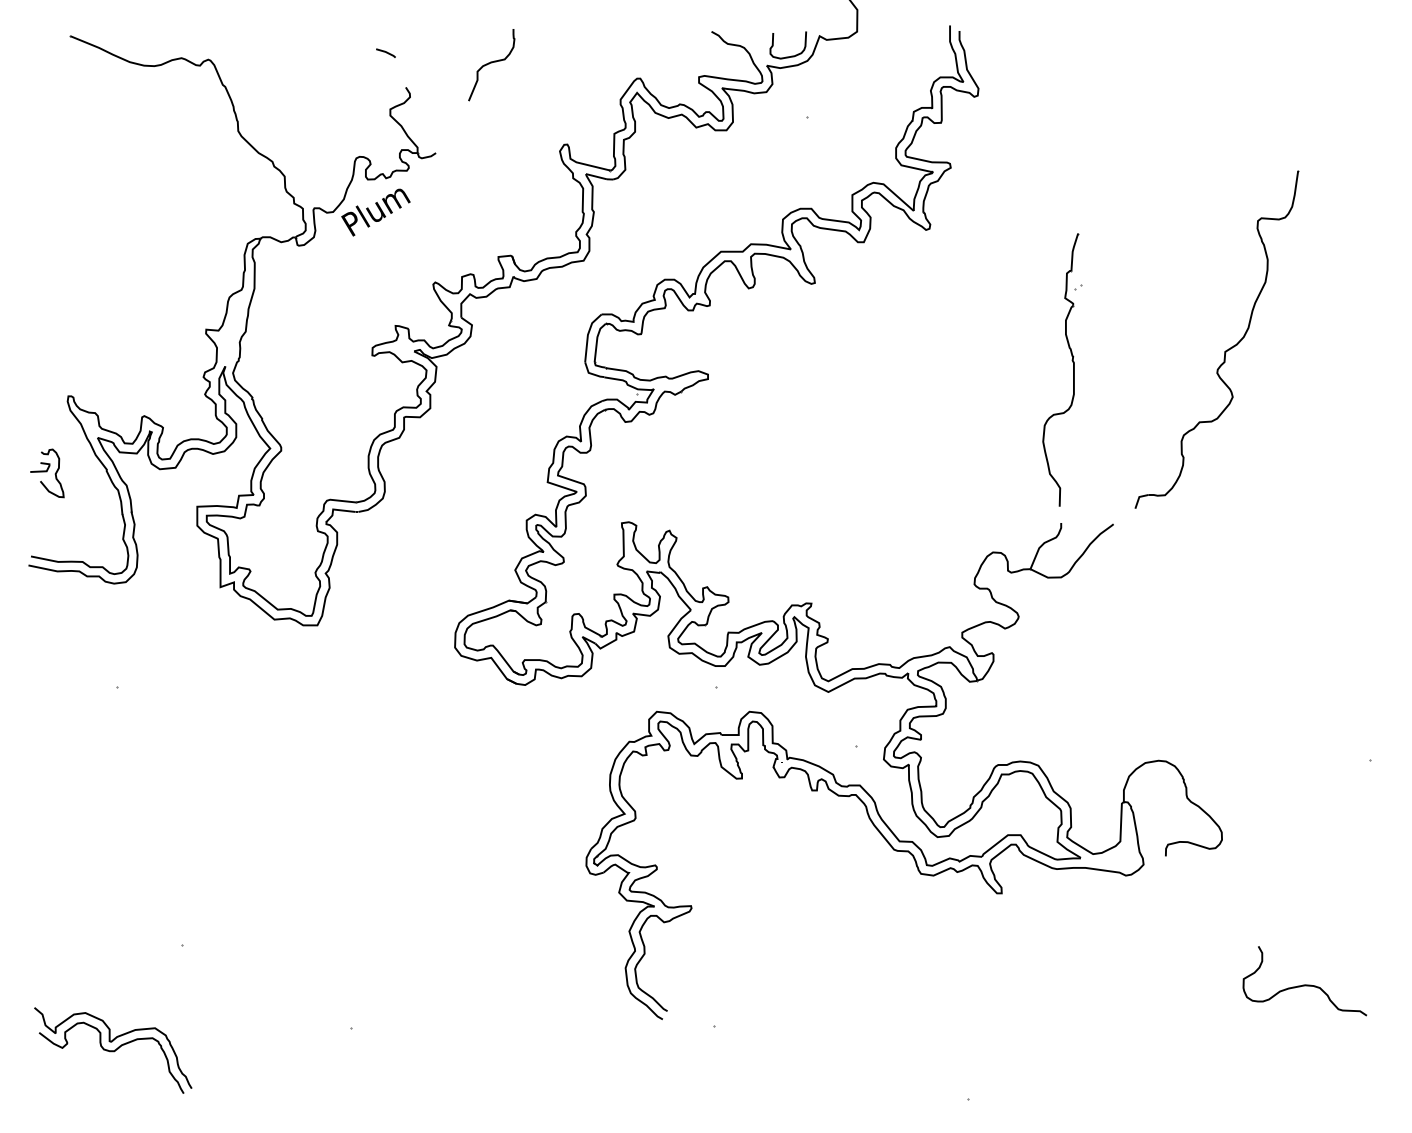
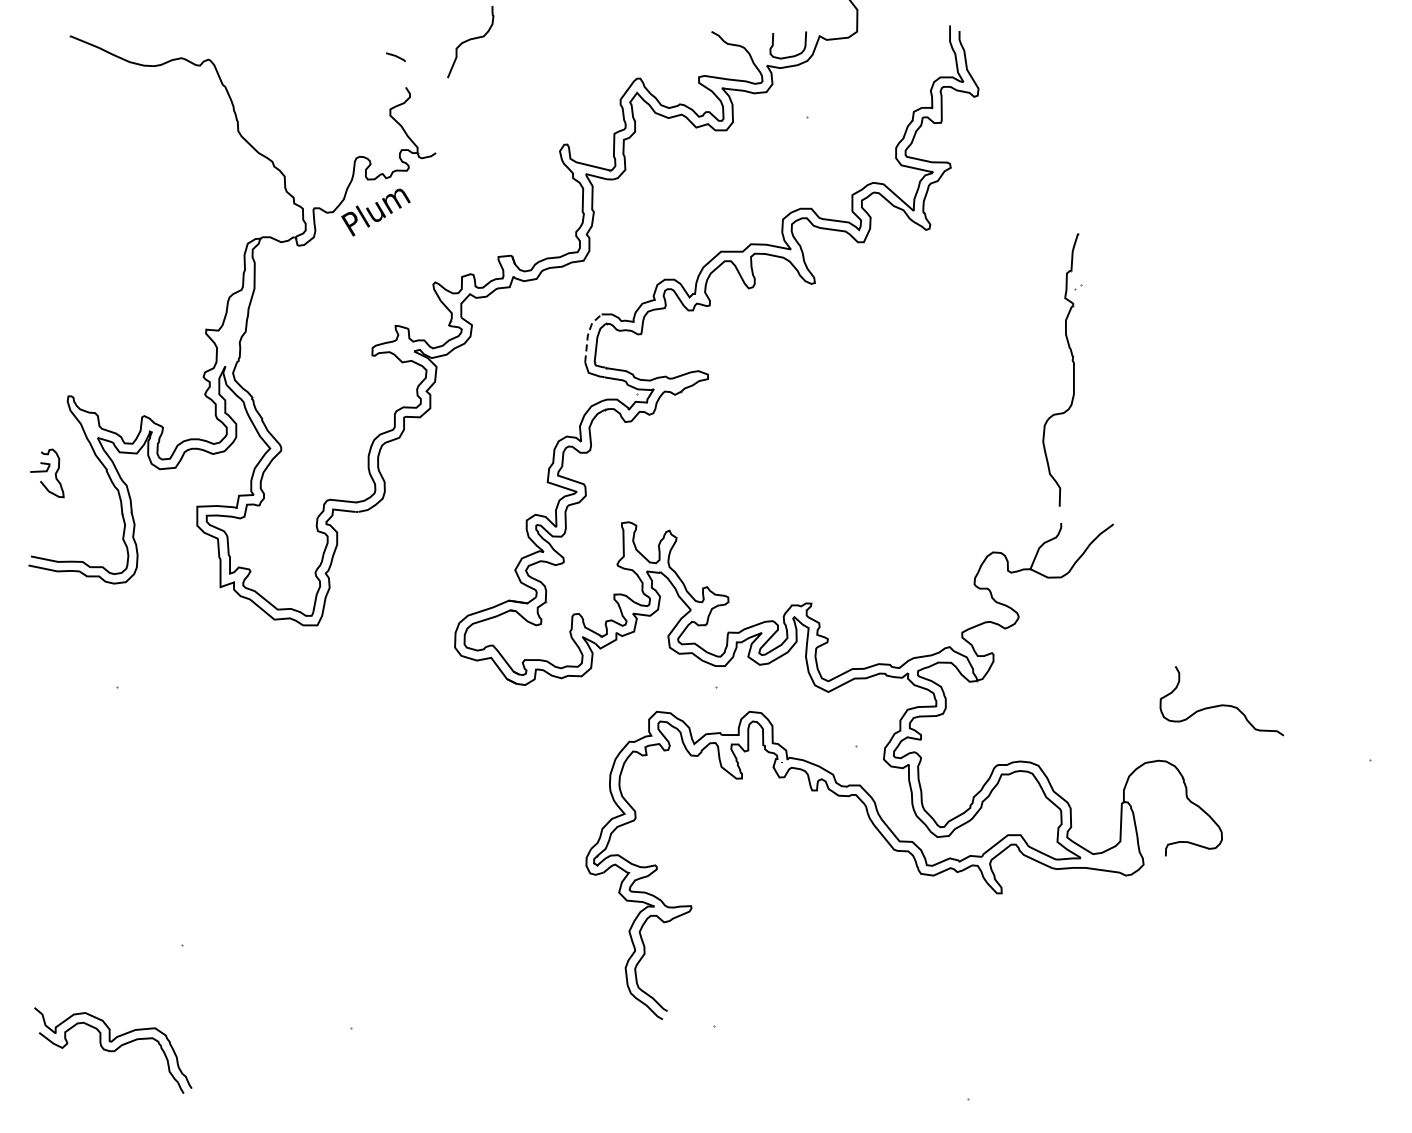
line position: (385, 52) -> (395, 56) (395, 56)
curve position: (491, 63) -> (470, 40) (470, 40)
line: solid -> dashed (587, 334)
part: present -> none (1225, 350)
curve position: (1304, 984) -> (1221, 704) (1221, 704)
